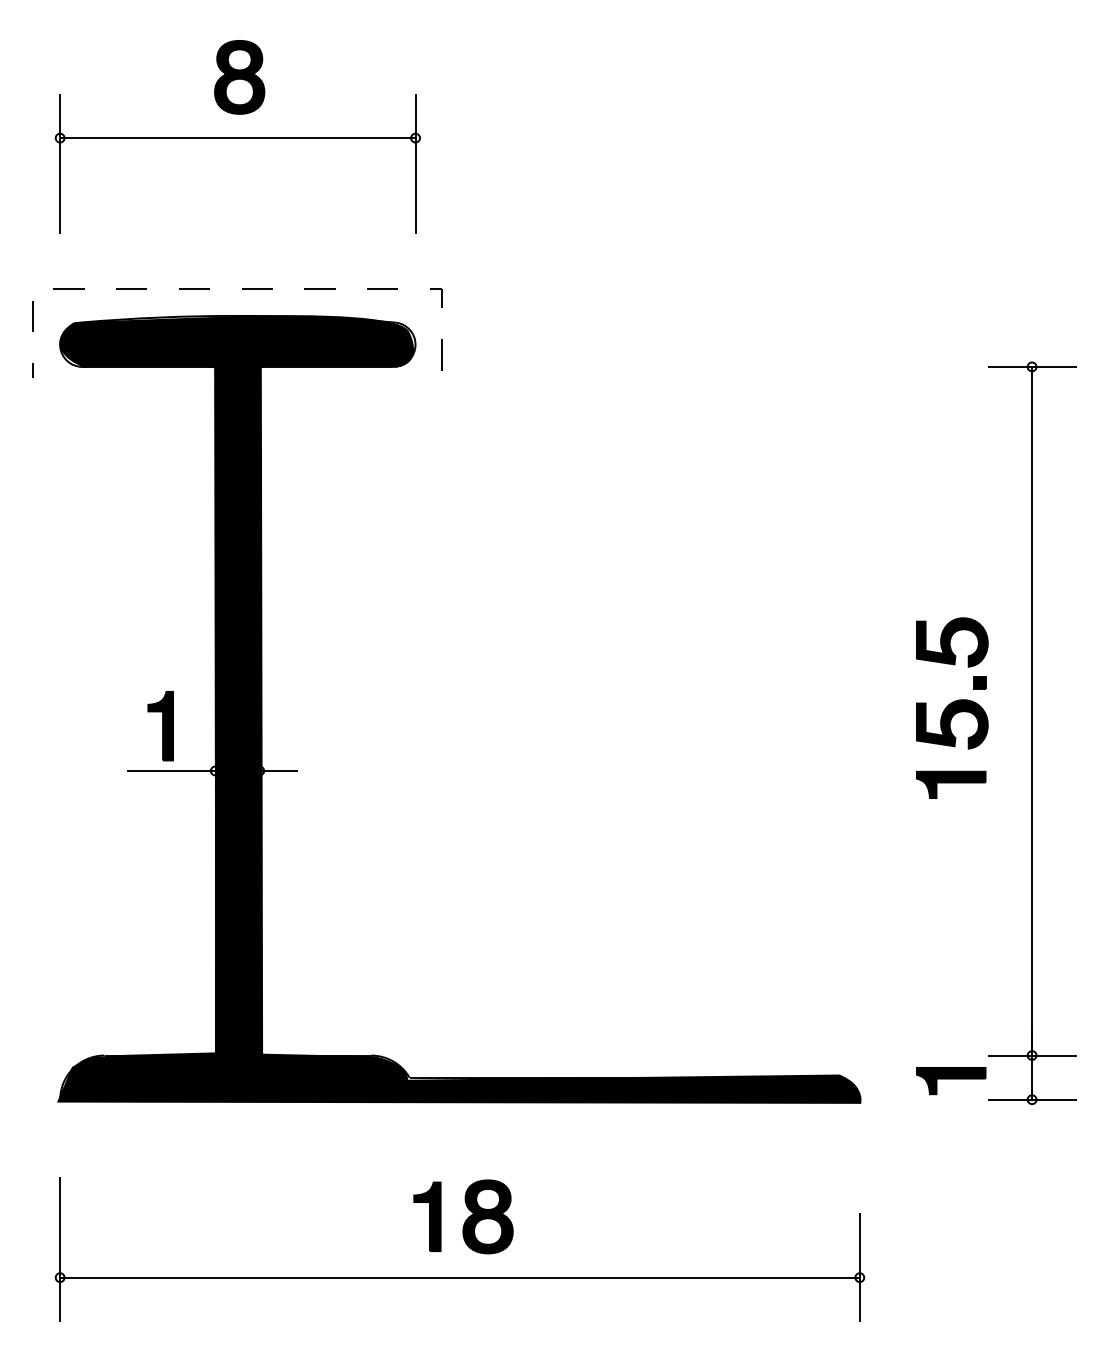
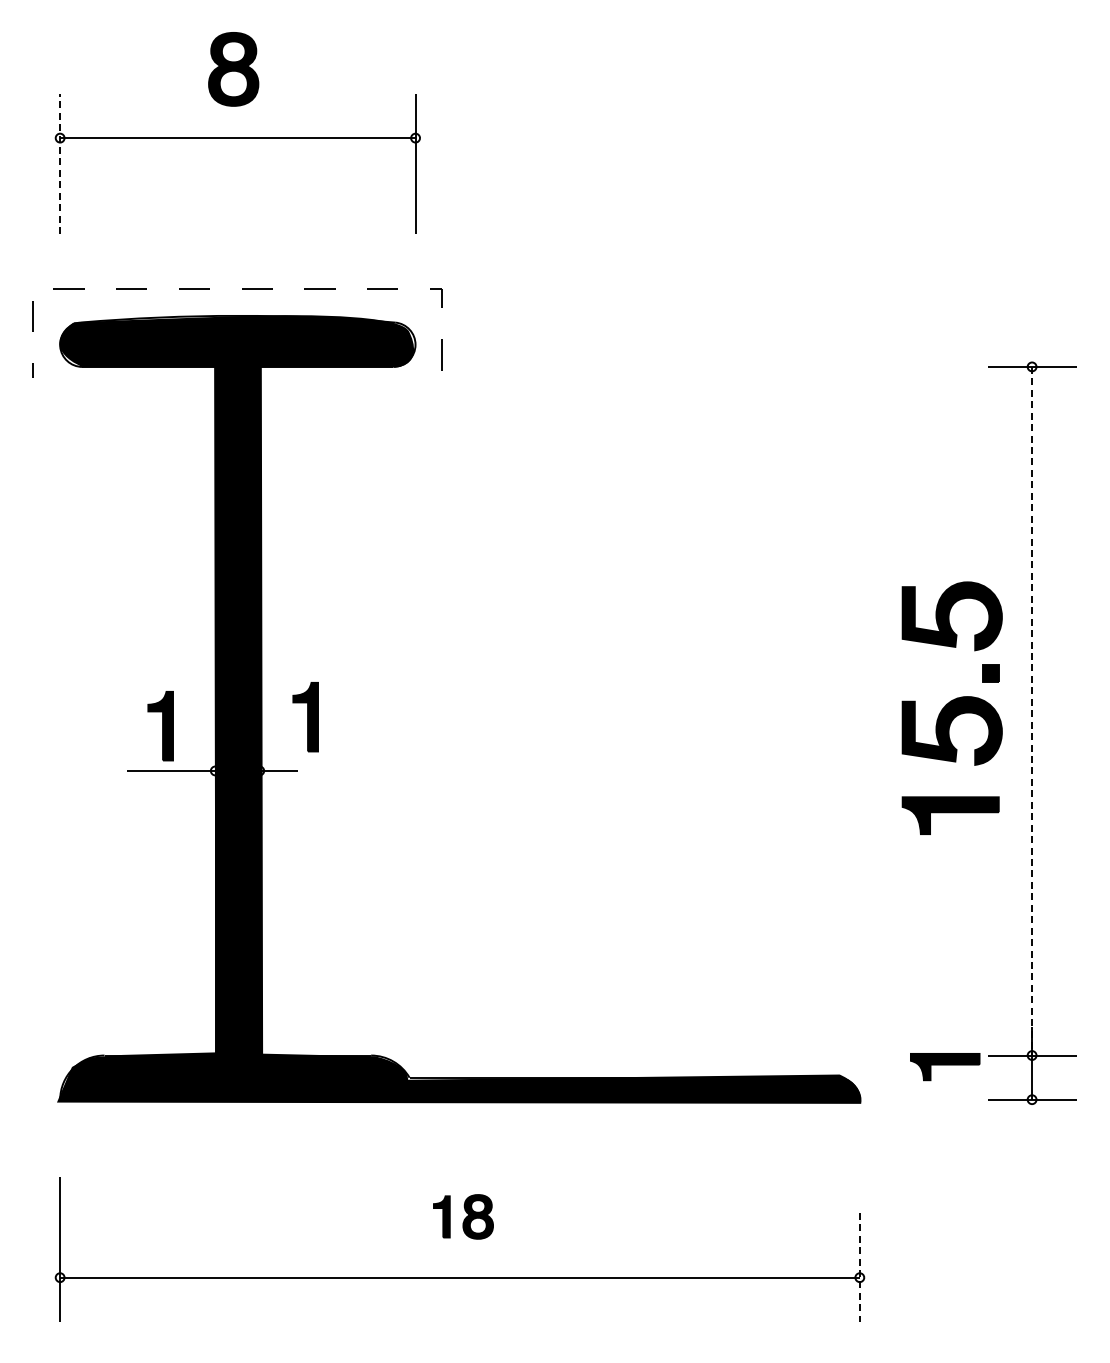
part position: (239, 77) -> (233, 69) (233, 69)
line: solid -> dashed (60, 163)
part size: 73x182 px -> 102x254 px (951, 707)
line: solid -> dashed (1032, 711)
part: none -> present (305, 717)
part position: (951, 1081) -> (945, 1067) (945, 1067)
part size: 101x76 px -> 61x46 px (463, 1216)
line: solid -> dashed (859, 1267)
